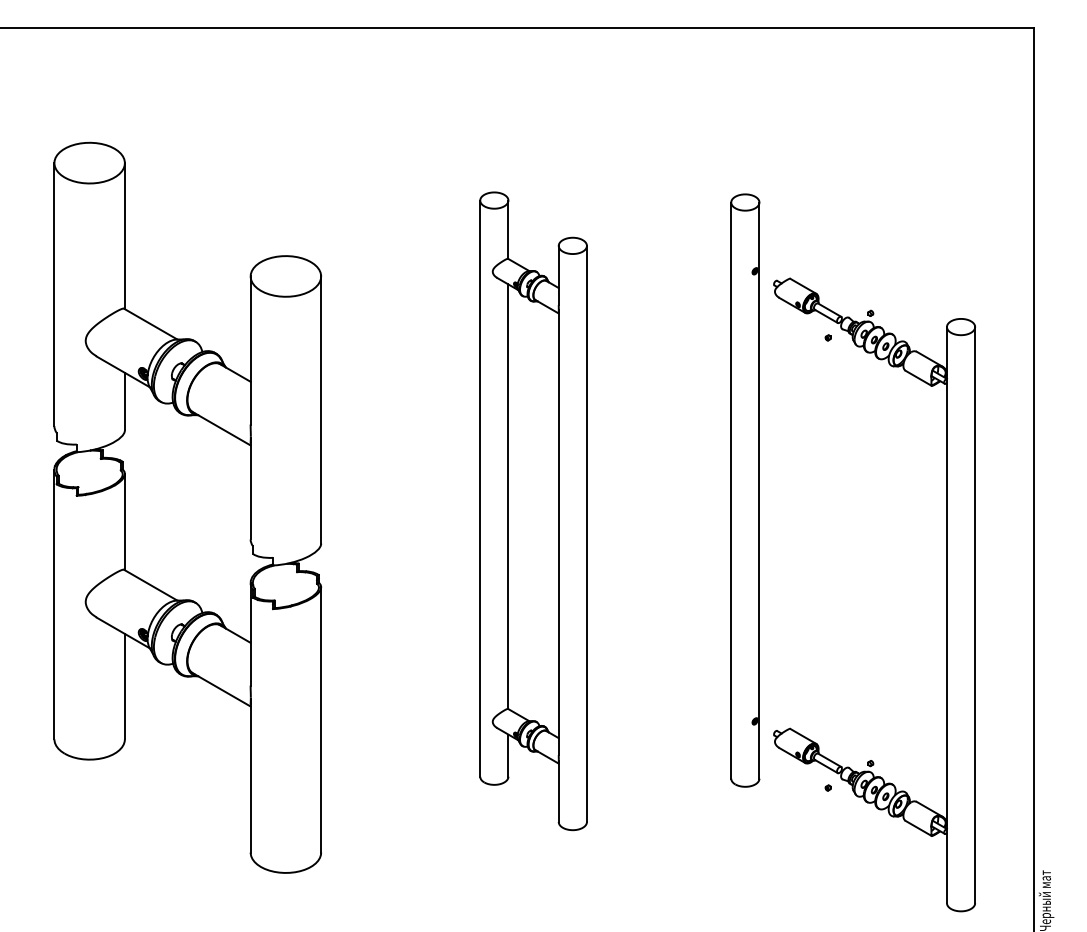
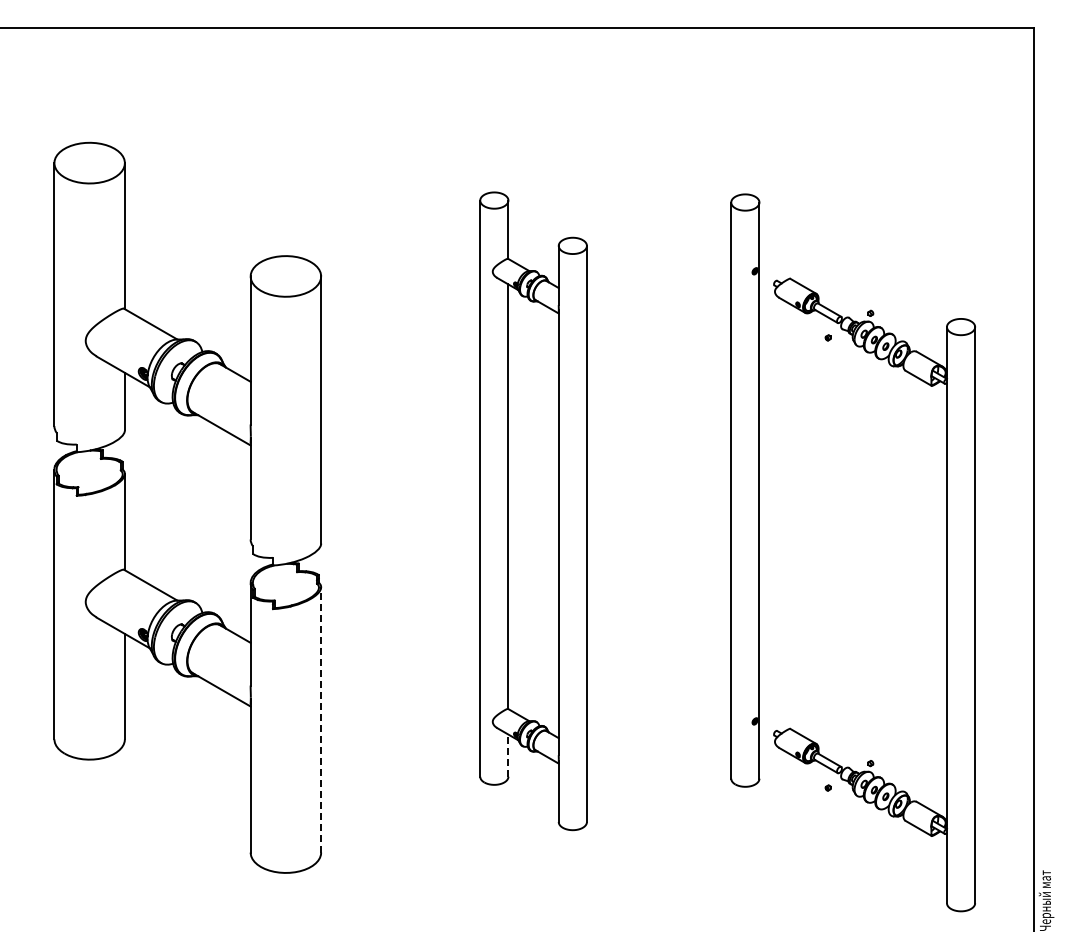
line: solid -> dashed (321, 719)
line: solid -> dashed (508, 755)
